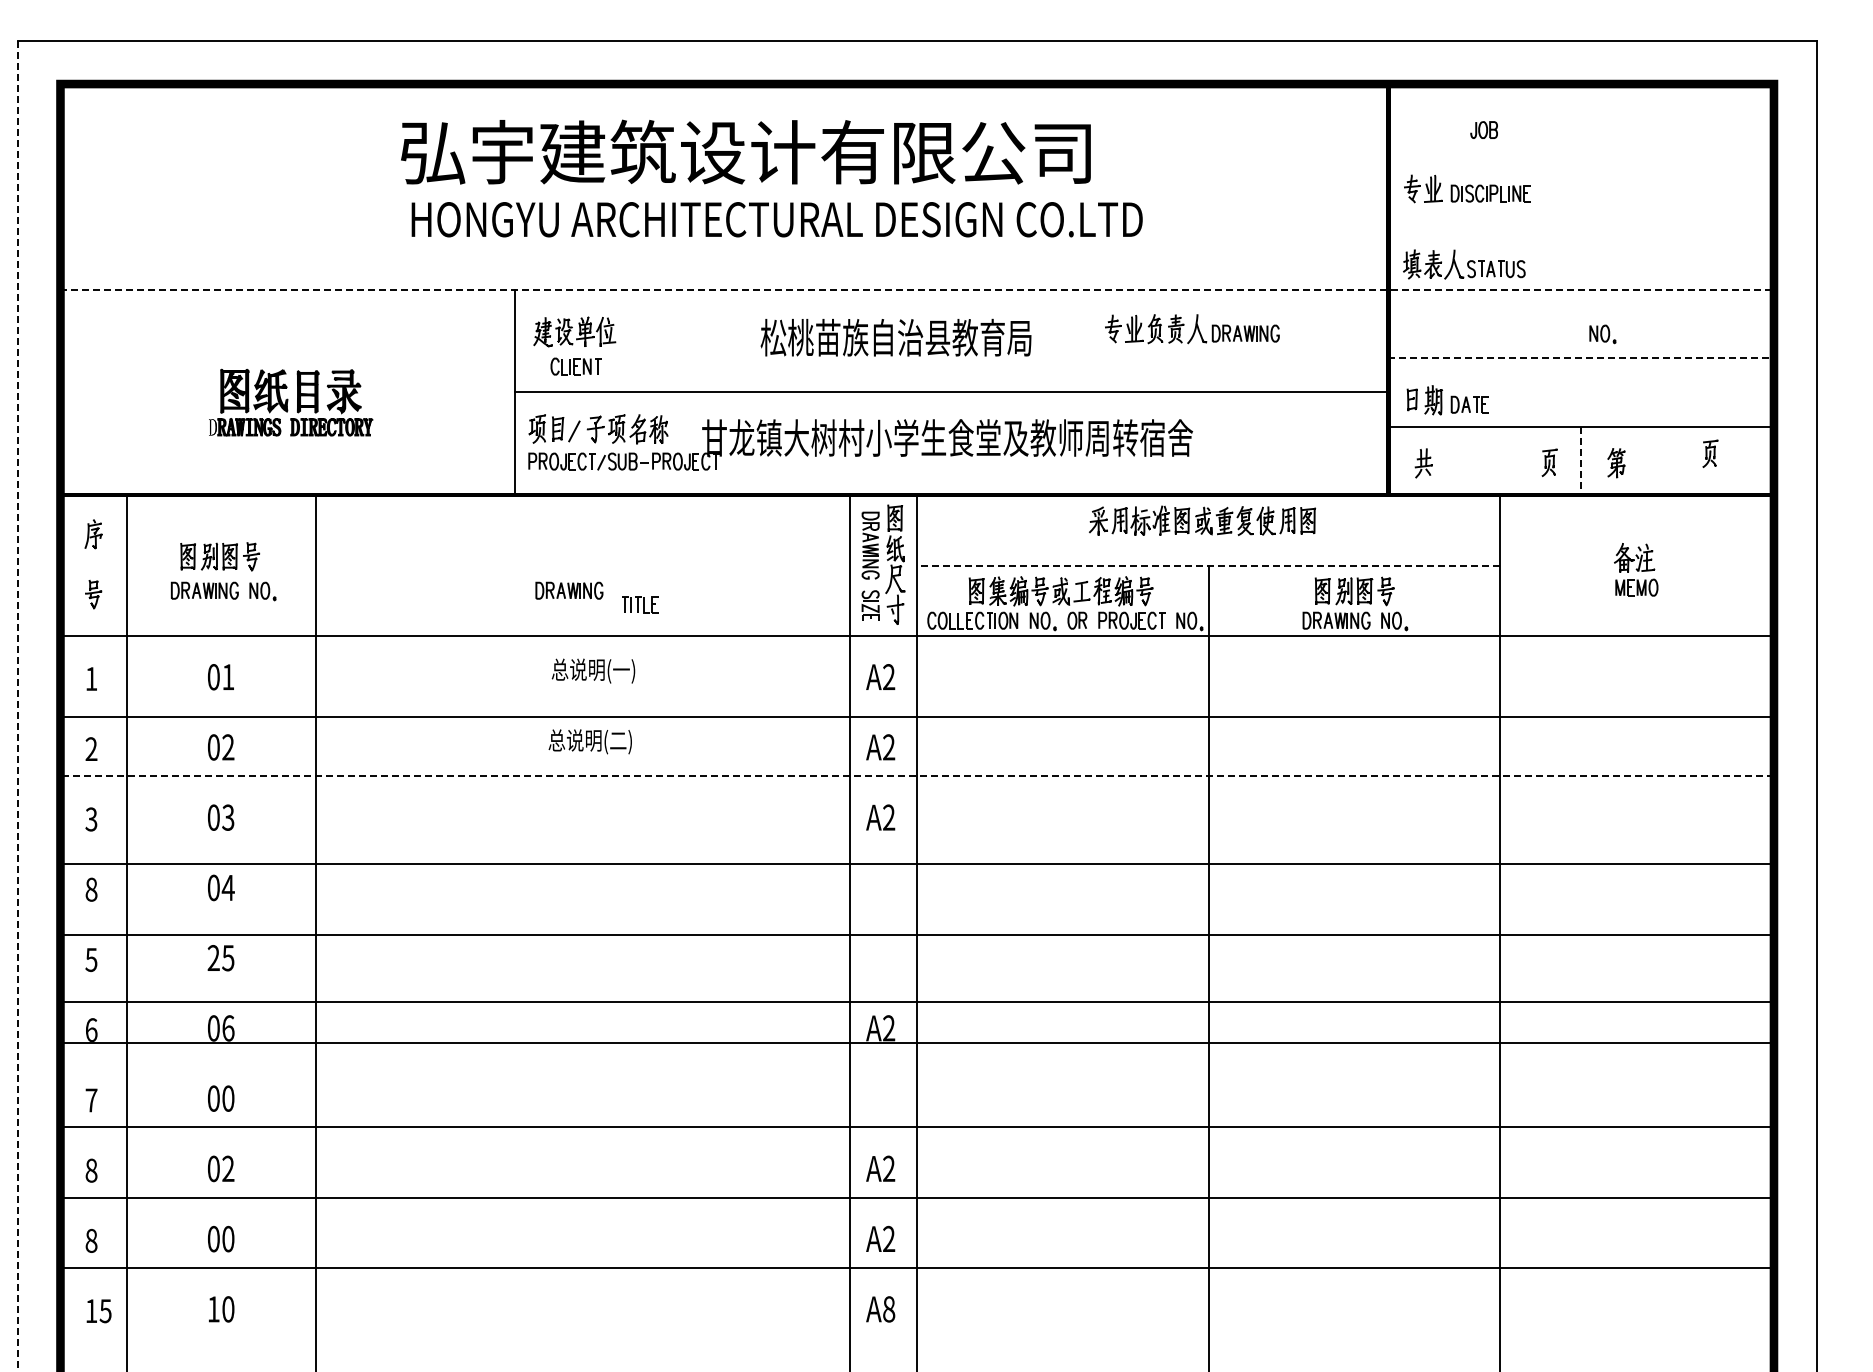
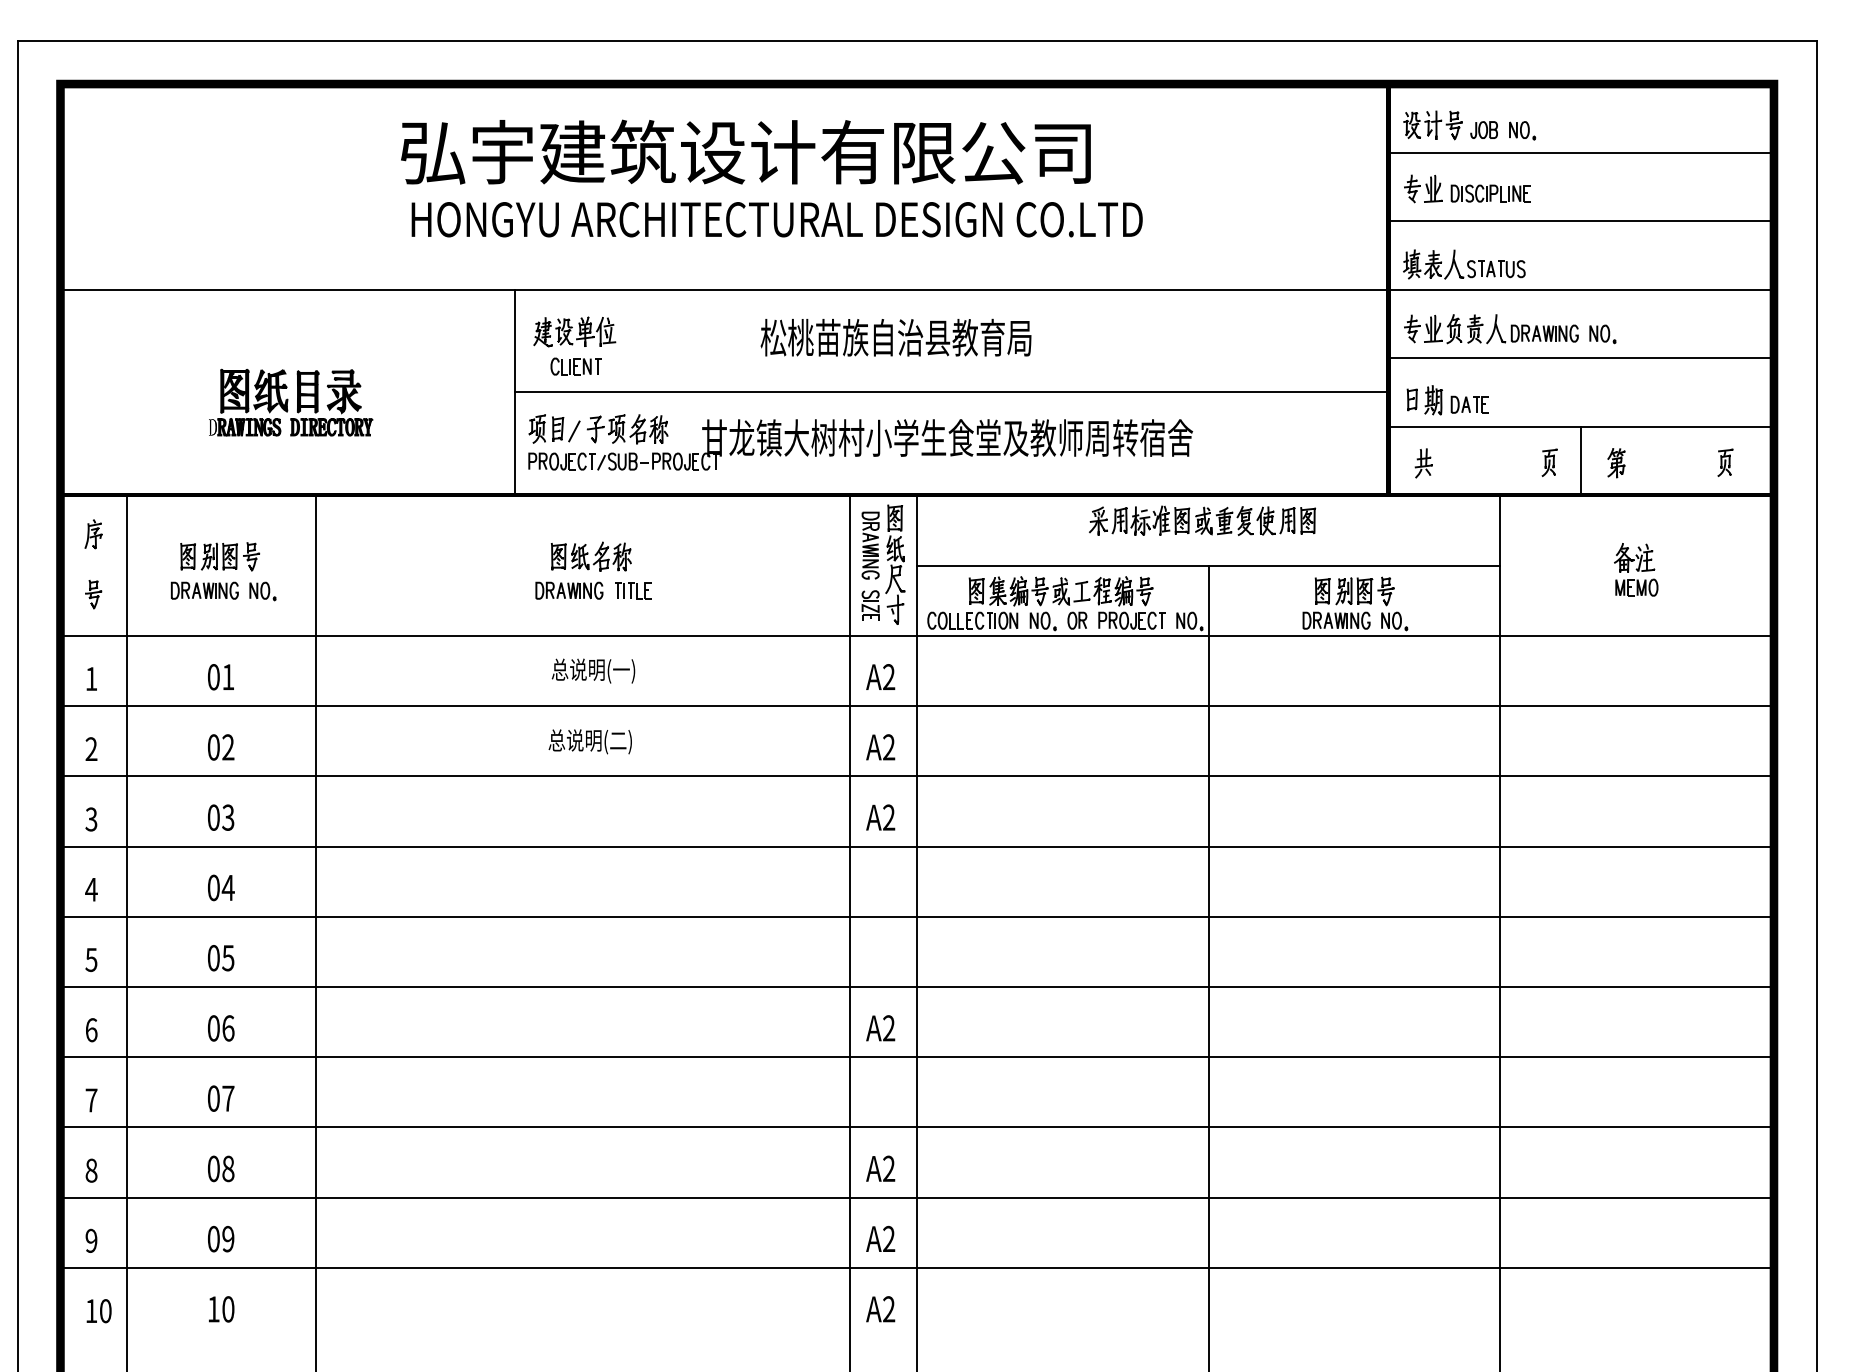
part: none -> present (1432, 125)
part: none -> present (1522, 130)
line: none -> present (1580, 152)
line: none -> present (1580, 221)
line: dashed -> solid (917, 289)
part position: (1192, 329) -> (1491, 329) (1491, 329)
line: dashed -> solid (1581, 358)
part position: (1710, 453) -> (1725, 462) (1725, 462)
line: dashed -> solid (1581, 461)
part: none -> present (591, 556)
line: dashed -> solid (1208, 565)
part position: (640, 604) -> (633, 590) (633, 590)
line: dashed -> solid (17, 707)
line position: (916, 717) -> (916, 706) (916, 706)
line: dashed -> solid (917, 776)
line position: (916, 863) -> (916, 846) (916, 846)
text: 8 -> 4 (91, 889)
line position: (916, 934) -> (916, 916) (916, 916)
text: 25 -> 05 (213, 958)
line position: (916, 1001) -> (916, 986) (916, 986)
line position: (916, 1043) -> (916, 1057) (916, 1057)
text: 00 -> 07 (228, 1098)
text: 02 -> 08 (228, 1168)
text: 00 -> 09 (228, 1239)
text: 8 -> 9 (91, 1240)
text: A8 -> A2 (889, 1309)
text: 15 -> 10 (105, 1311)
